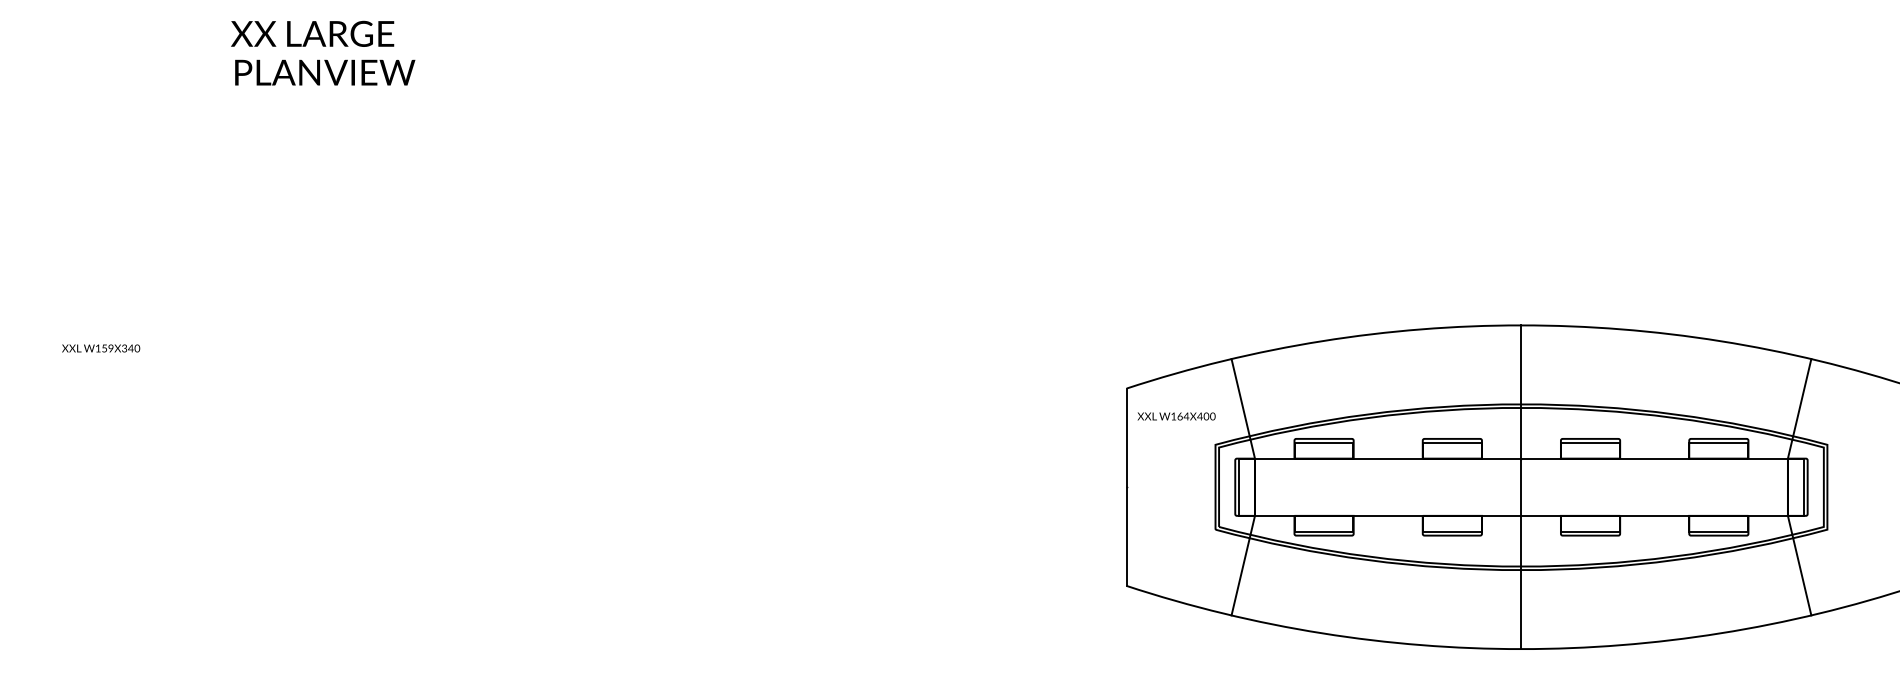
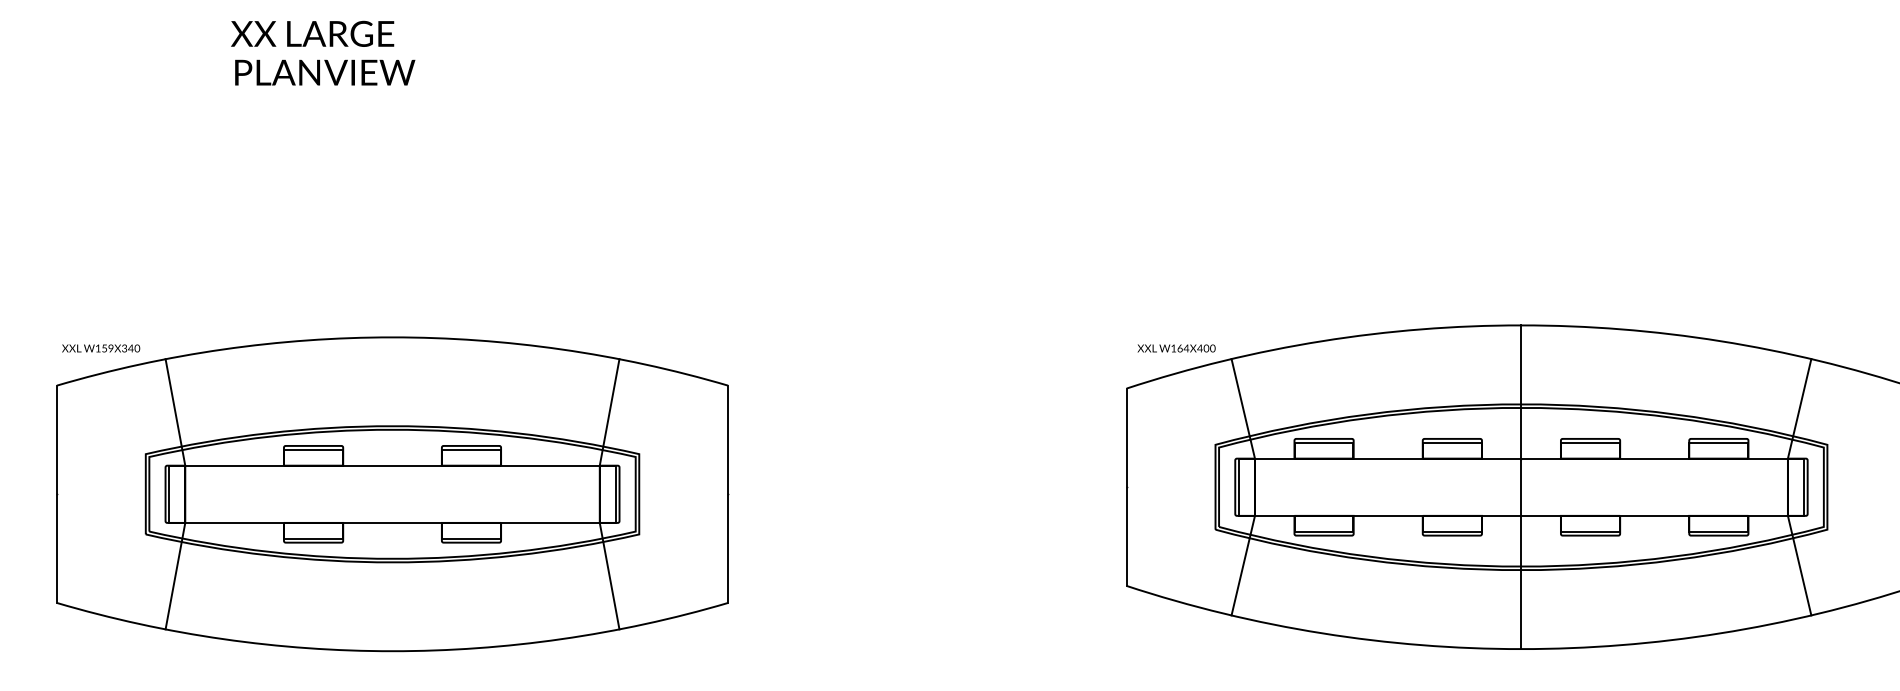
text position: (1176, 416) -> (1176, 348) (1176, 348)
part: none -> present (392, 494)
